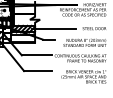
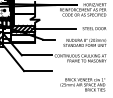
text position: (83, 76) -> (82, 84) (82, 84)
